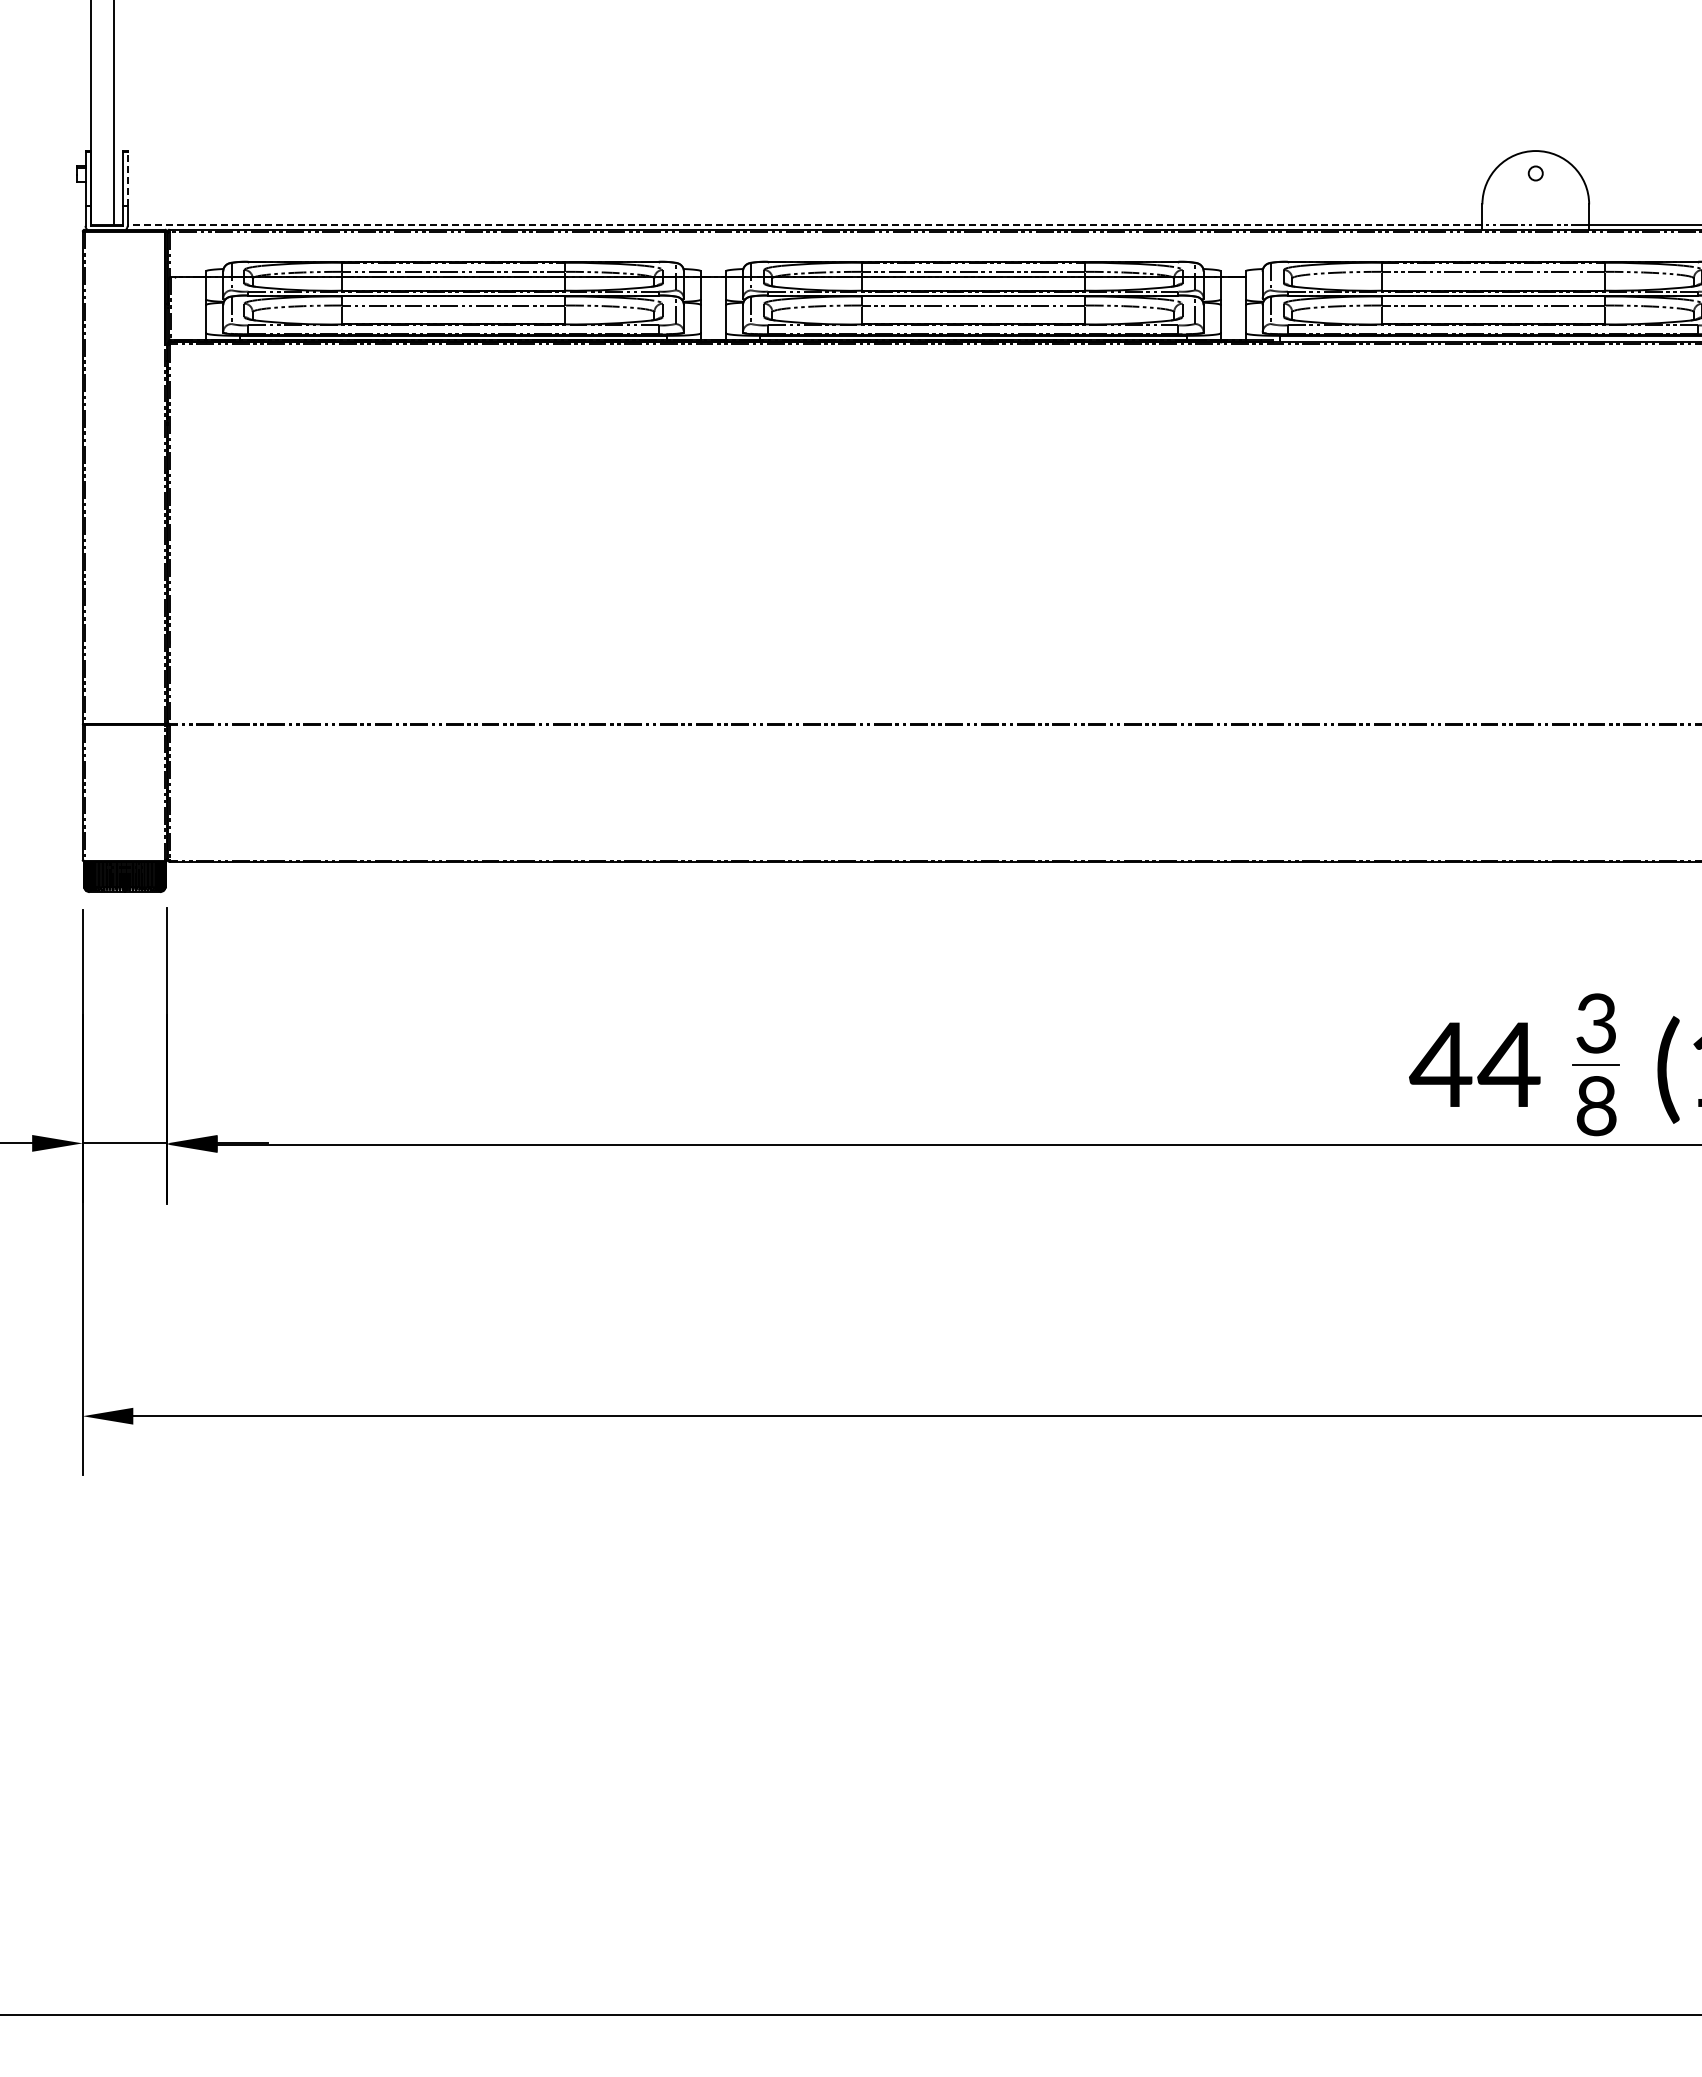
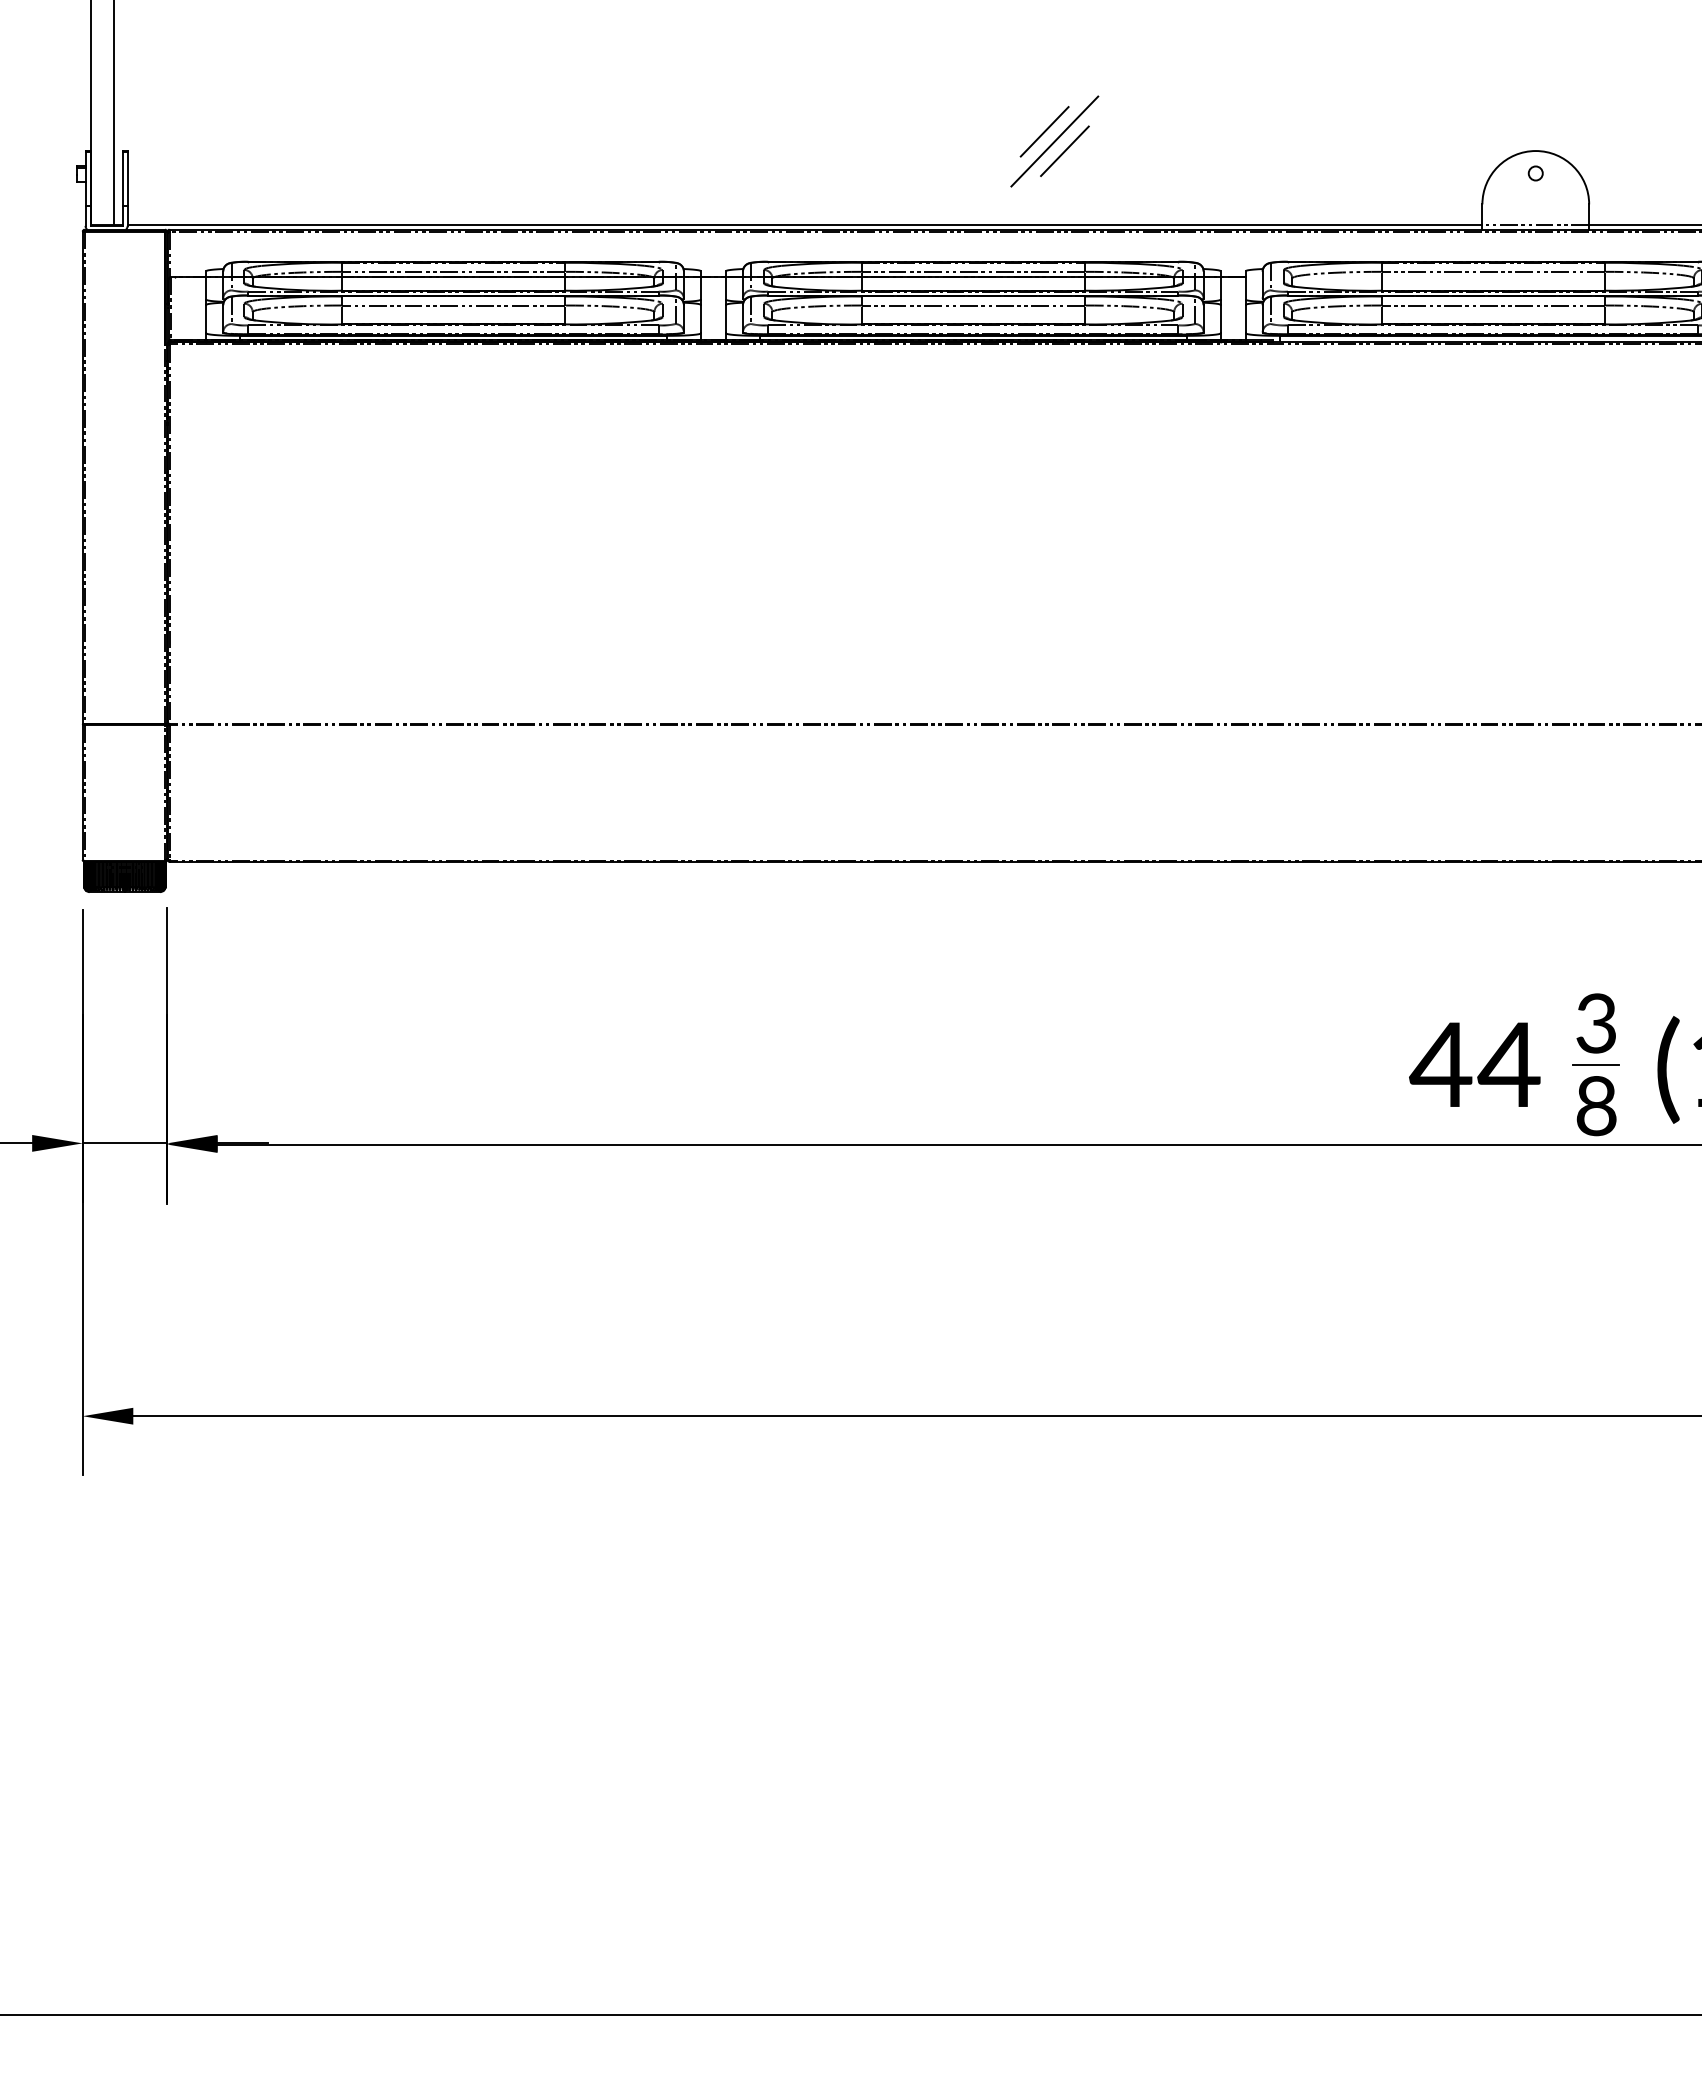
line: none -> present (1044, 131)
line: none -> present (1054, 141)
line: none -> present (1064, 151)
line: dashed -> solid (127, 178)
line: dashed -> solid (804, 224)
